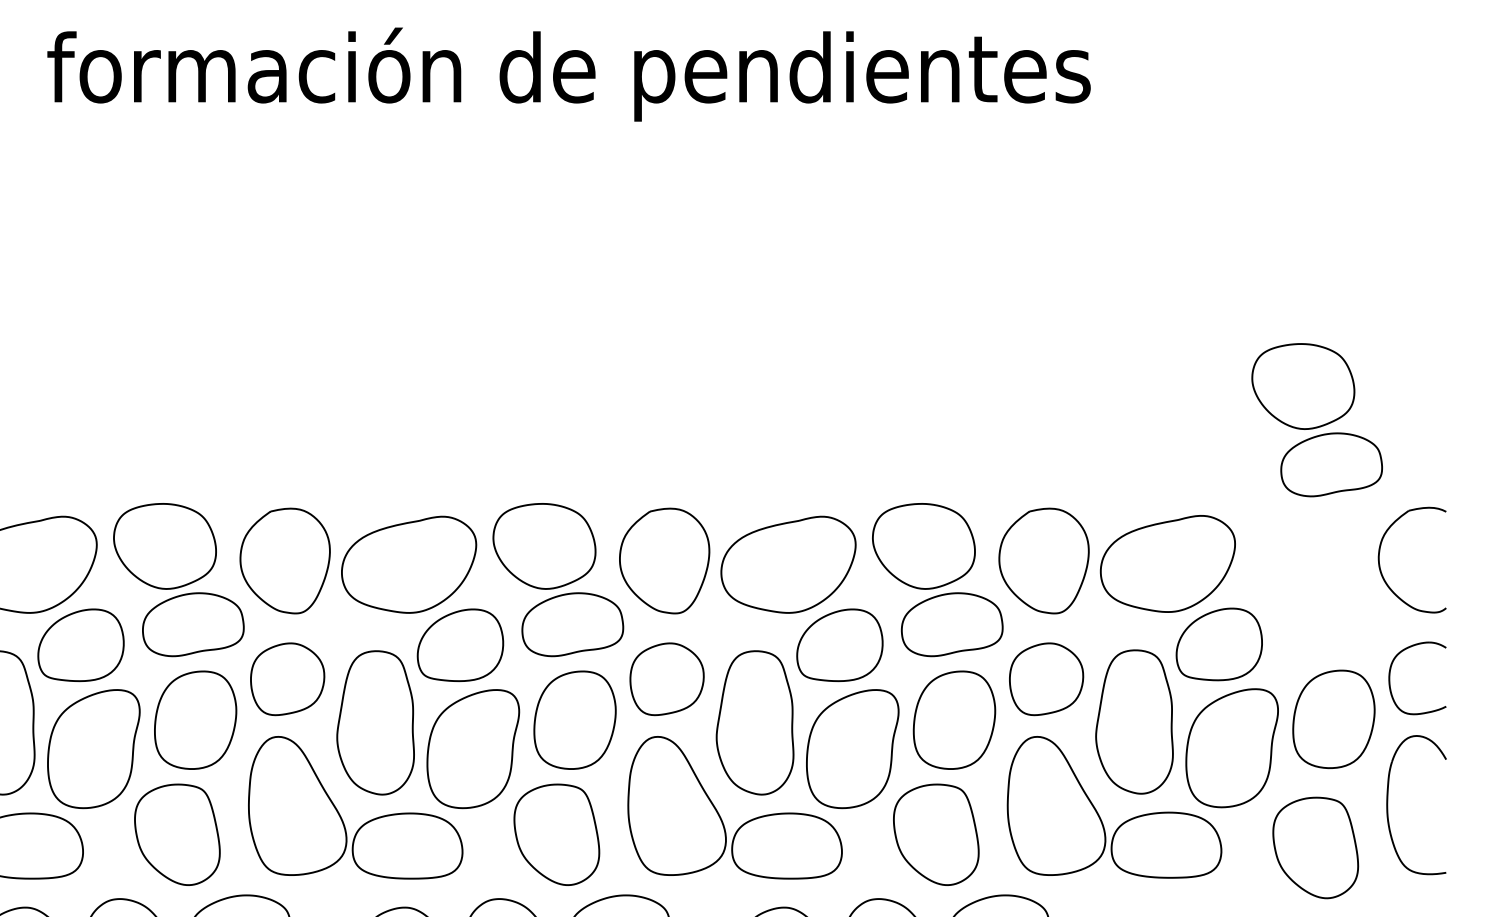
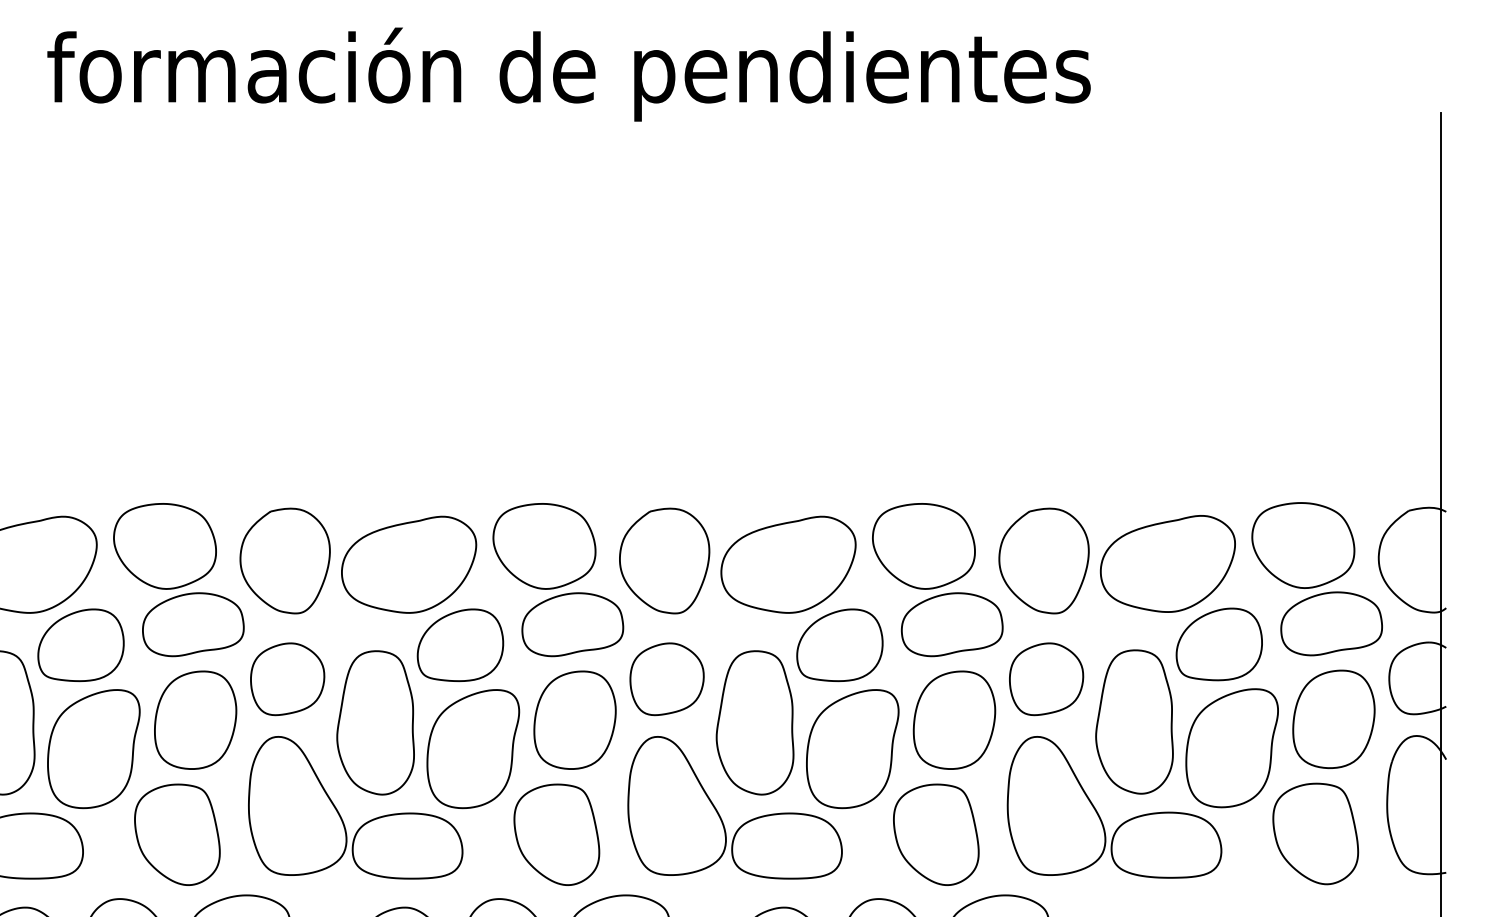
part position: (1316, 420) -> (1316, 579) (1316, 579)
line: none -> present (1440, 512)
part position: (1315, 847) -> (1315, 833) (1315, 833)
